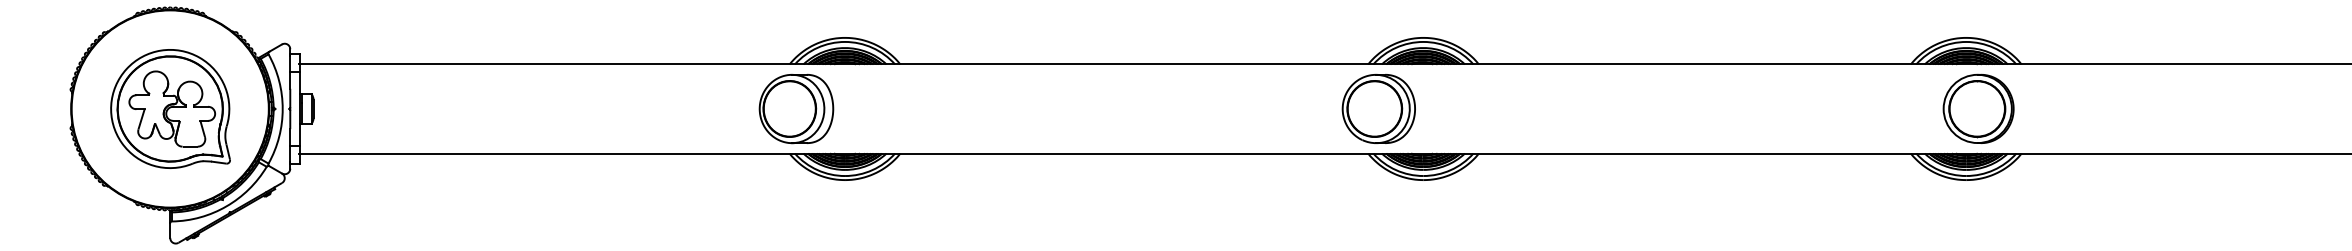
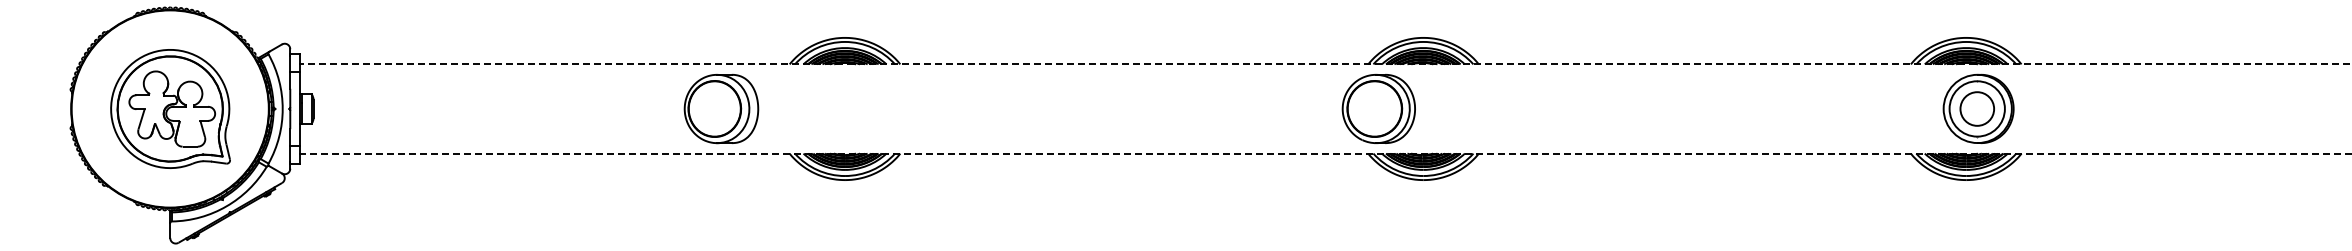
line: solid -> dashed (1325, 64)
circle diameter: 56 px -> 34 px (1977, 108)
part position: (796, 109) -> (721, 109) (721, 109)
line: solid -> dashed (1326, 153)
